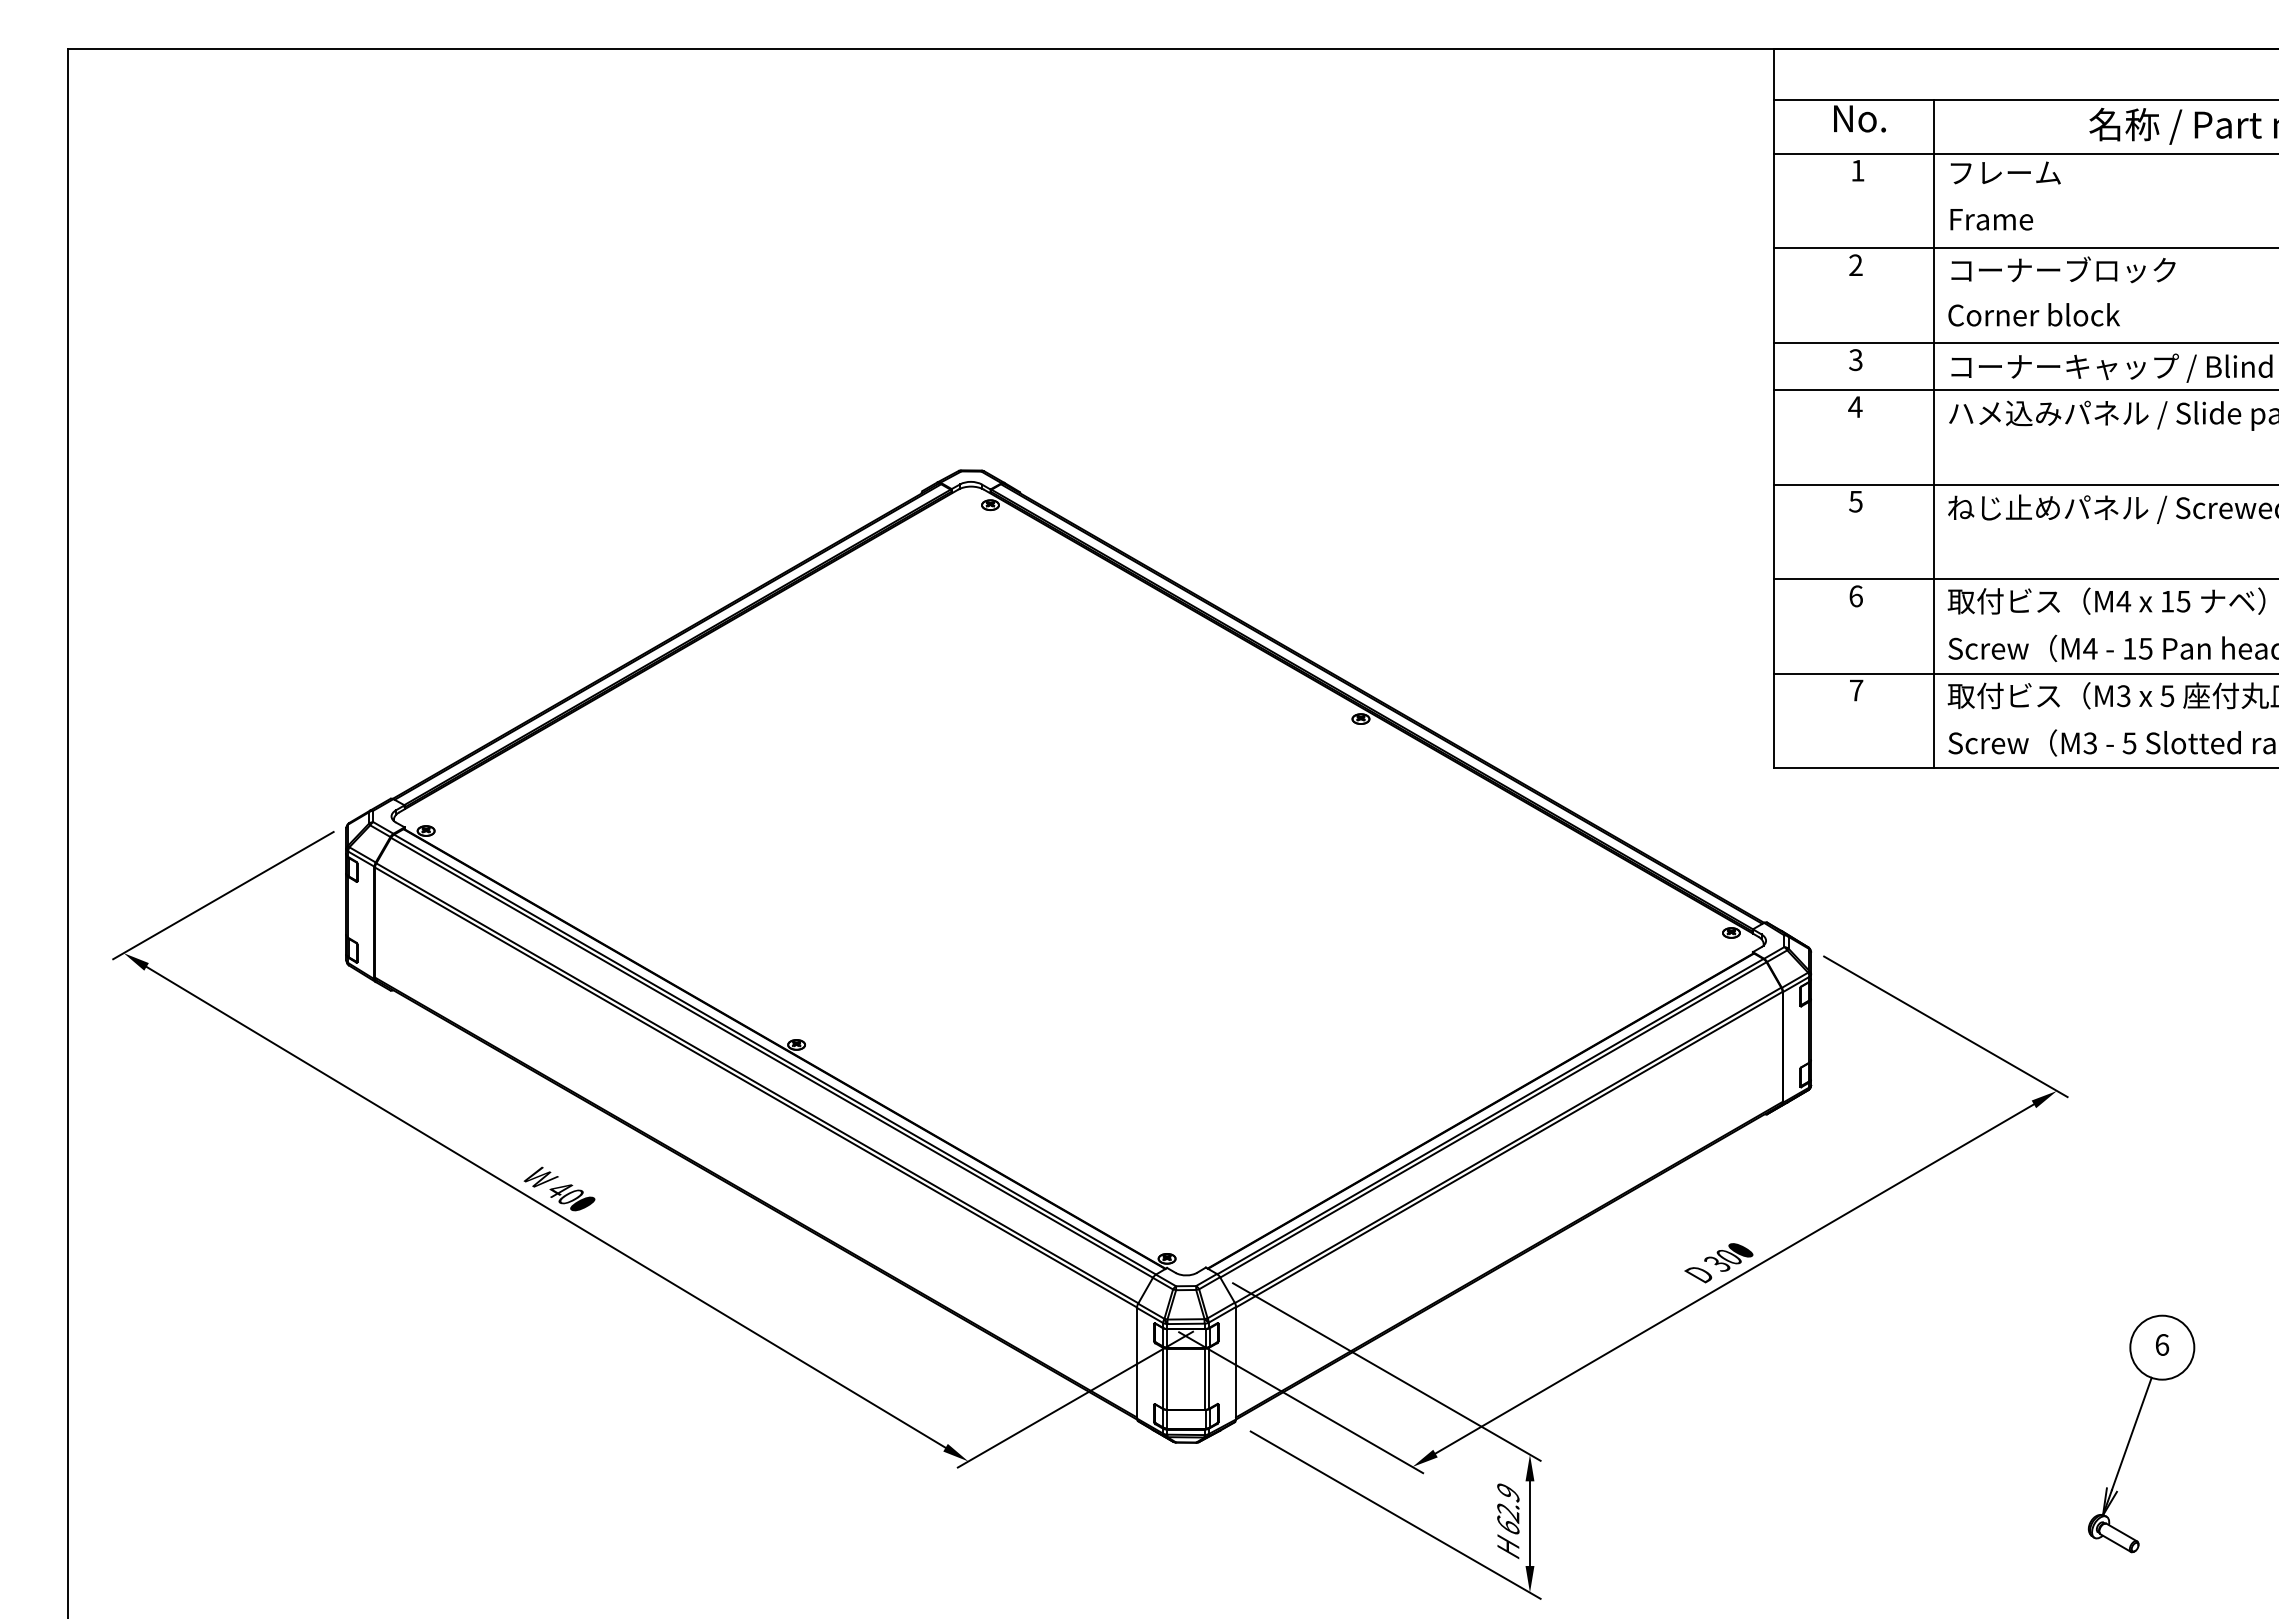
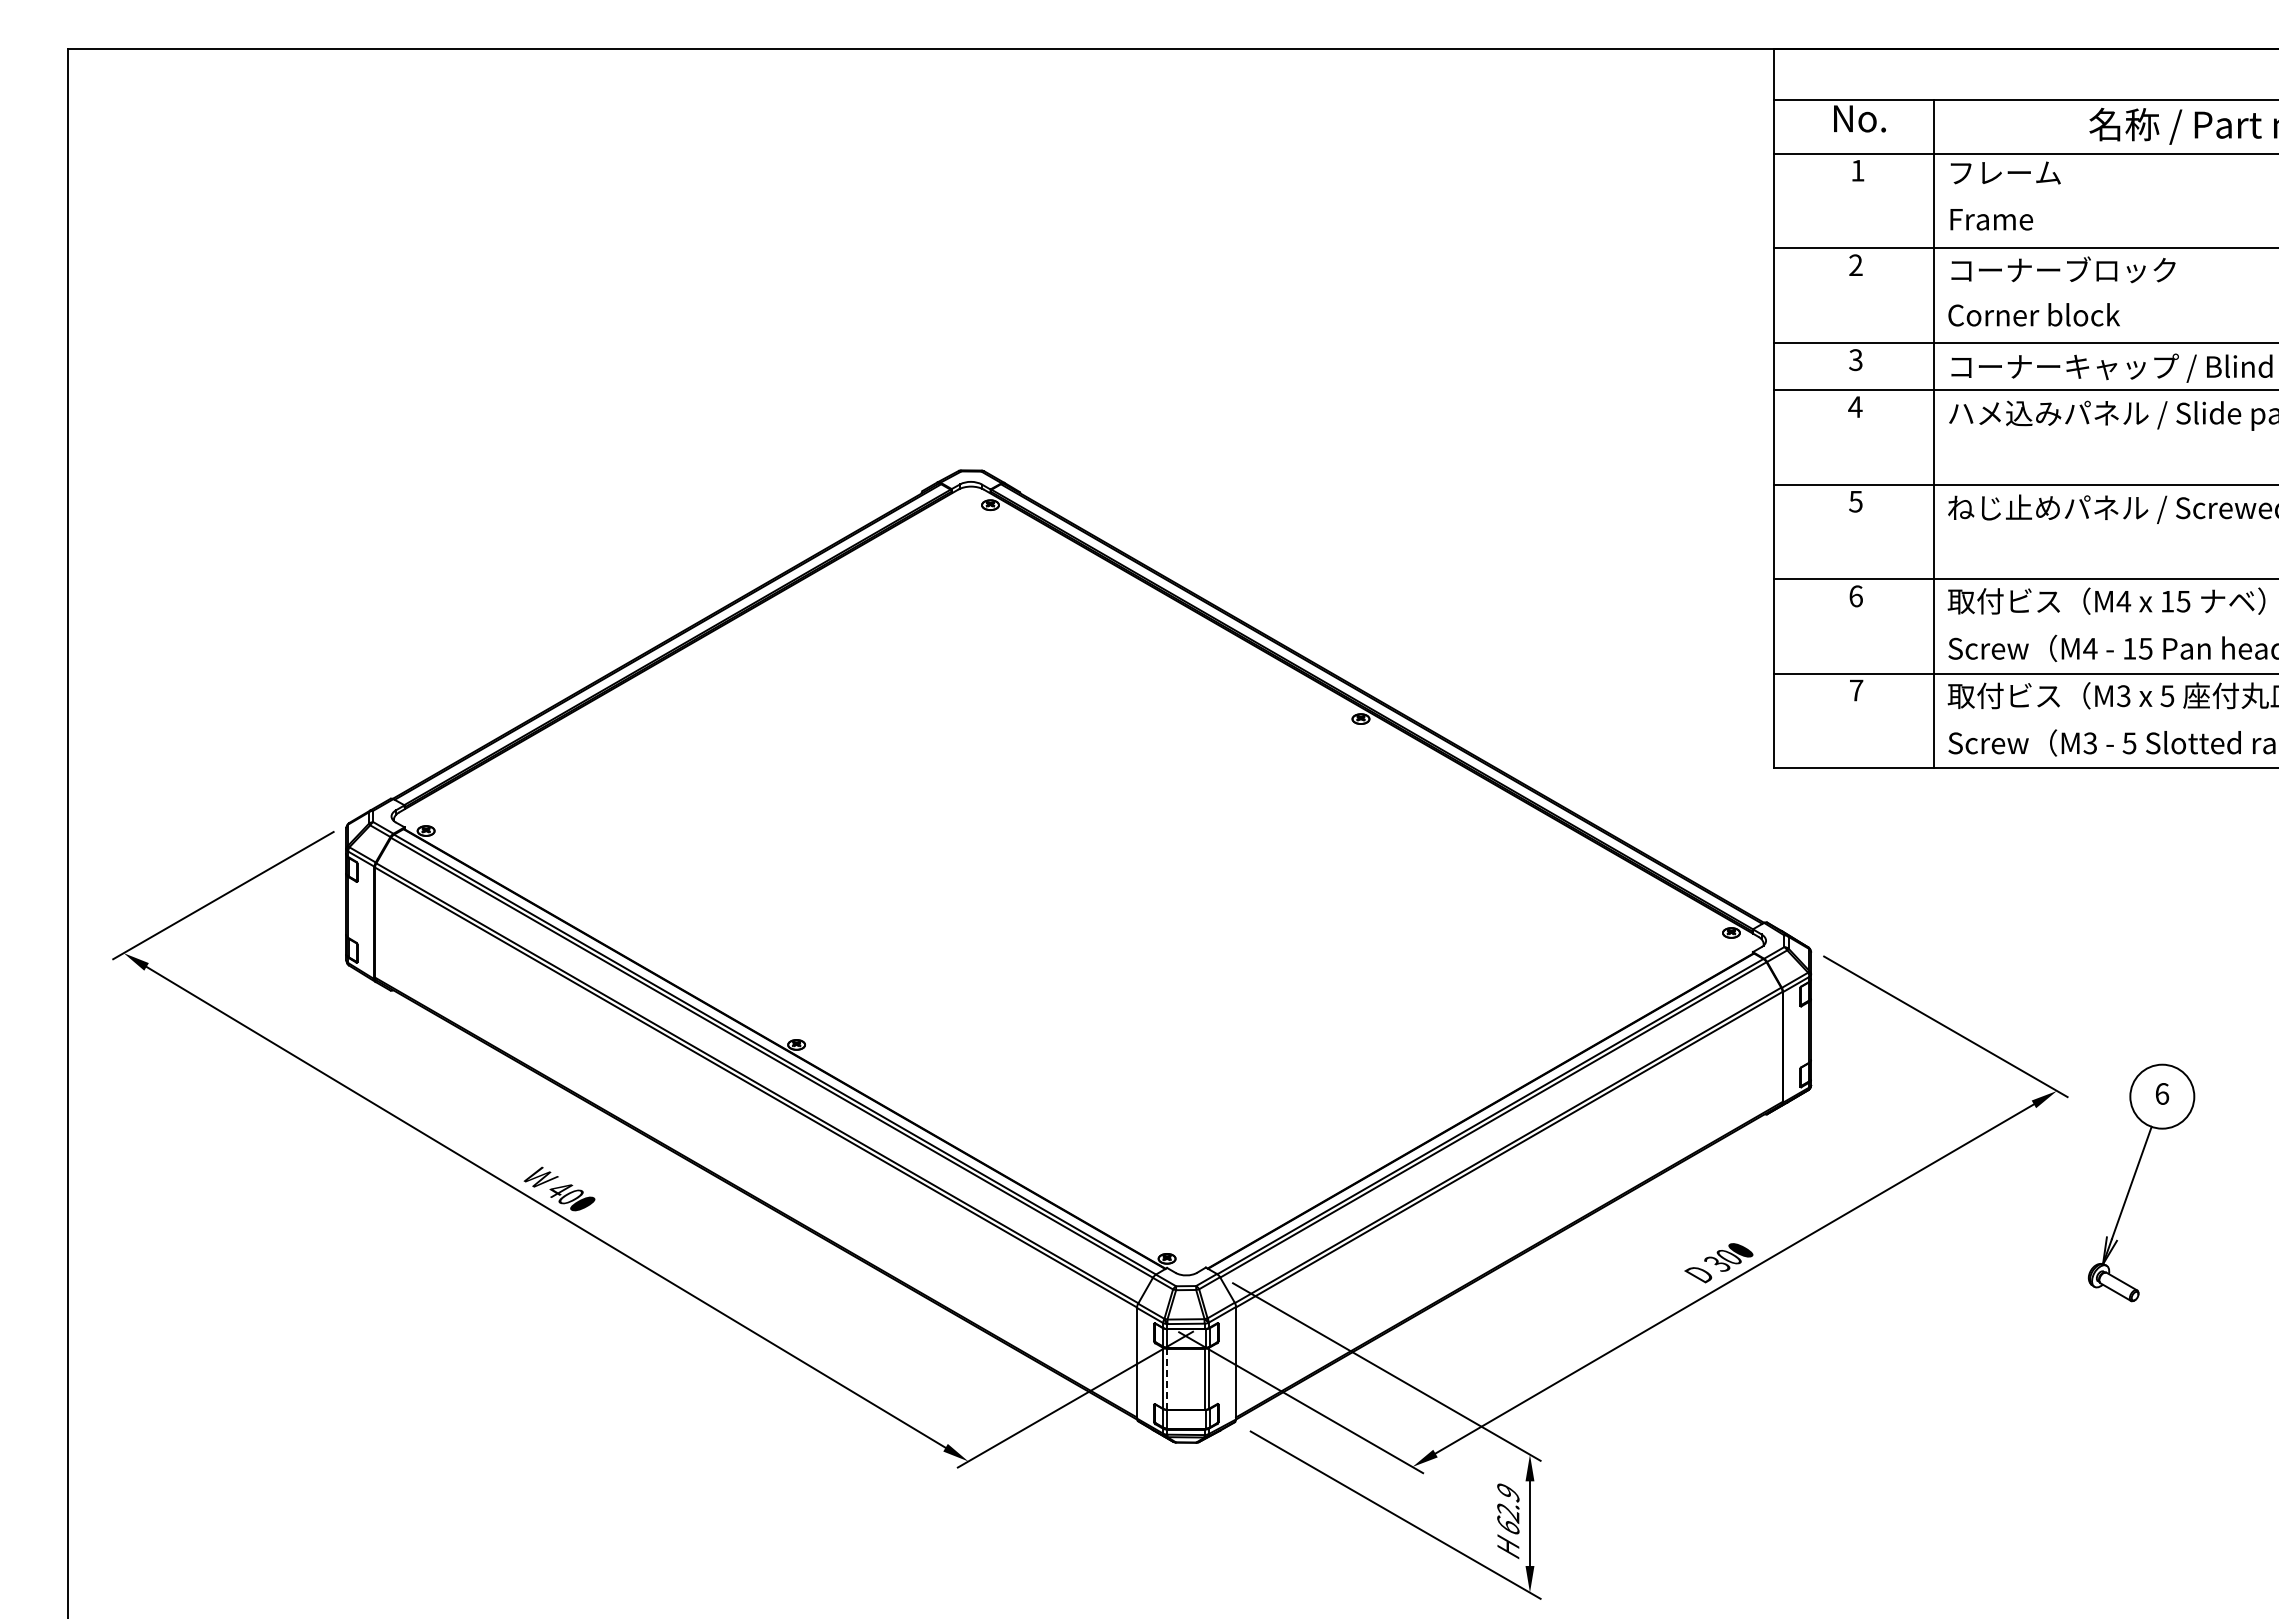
line: solid -> dashed (1167, 1378)
part position: (2134, 1429) -> (2134, 1178) (2134, 1178)
